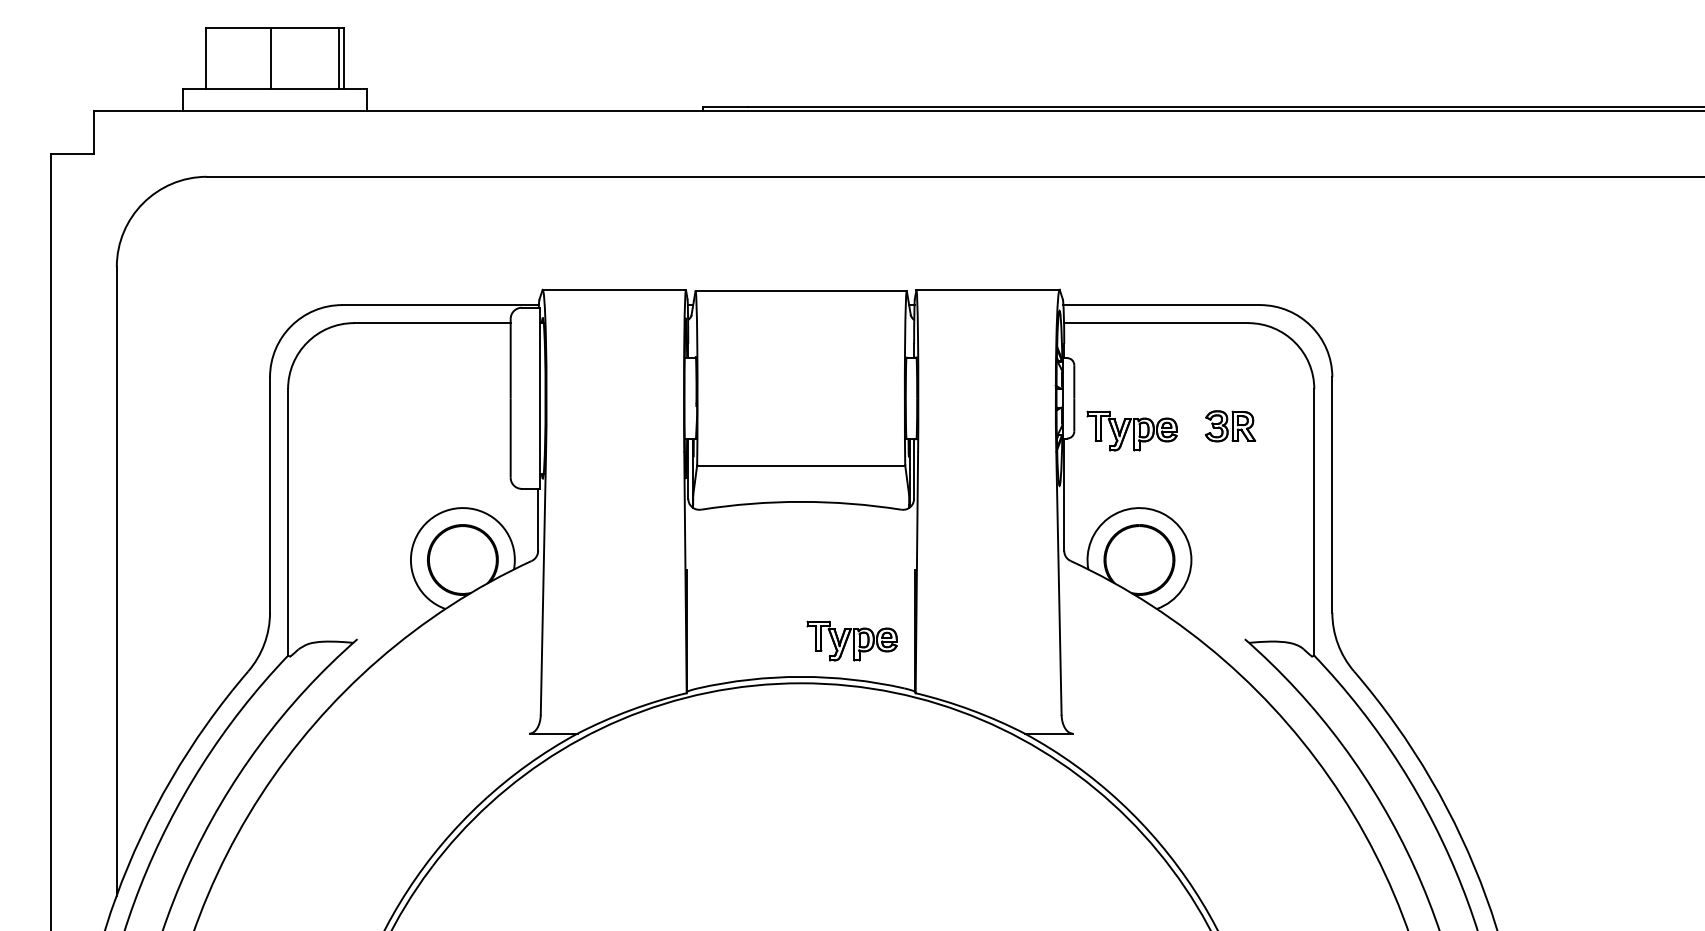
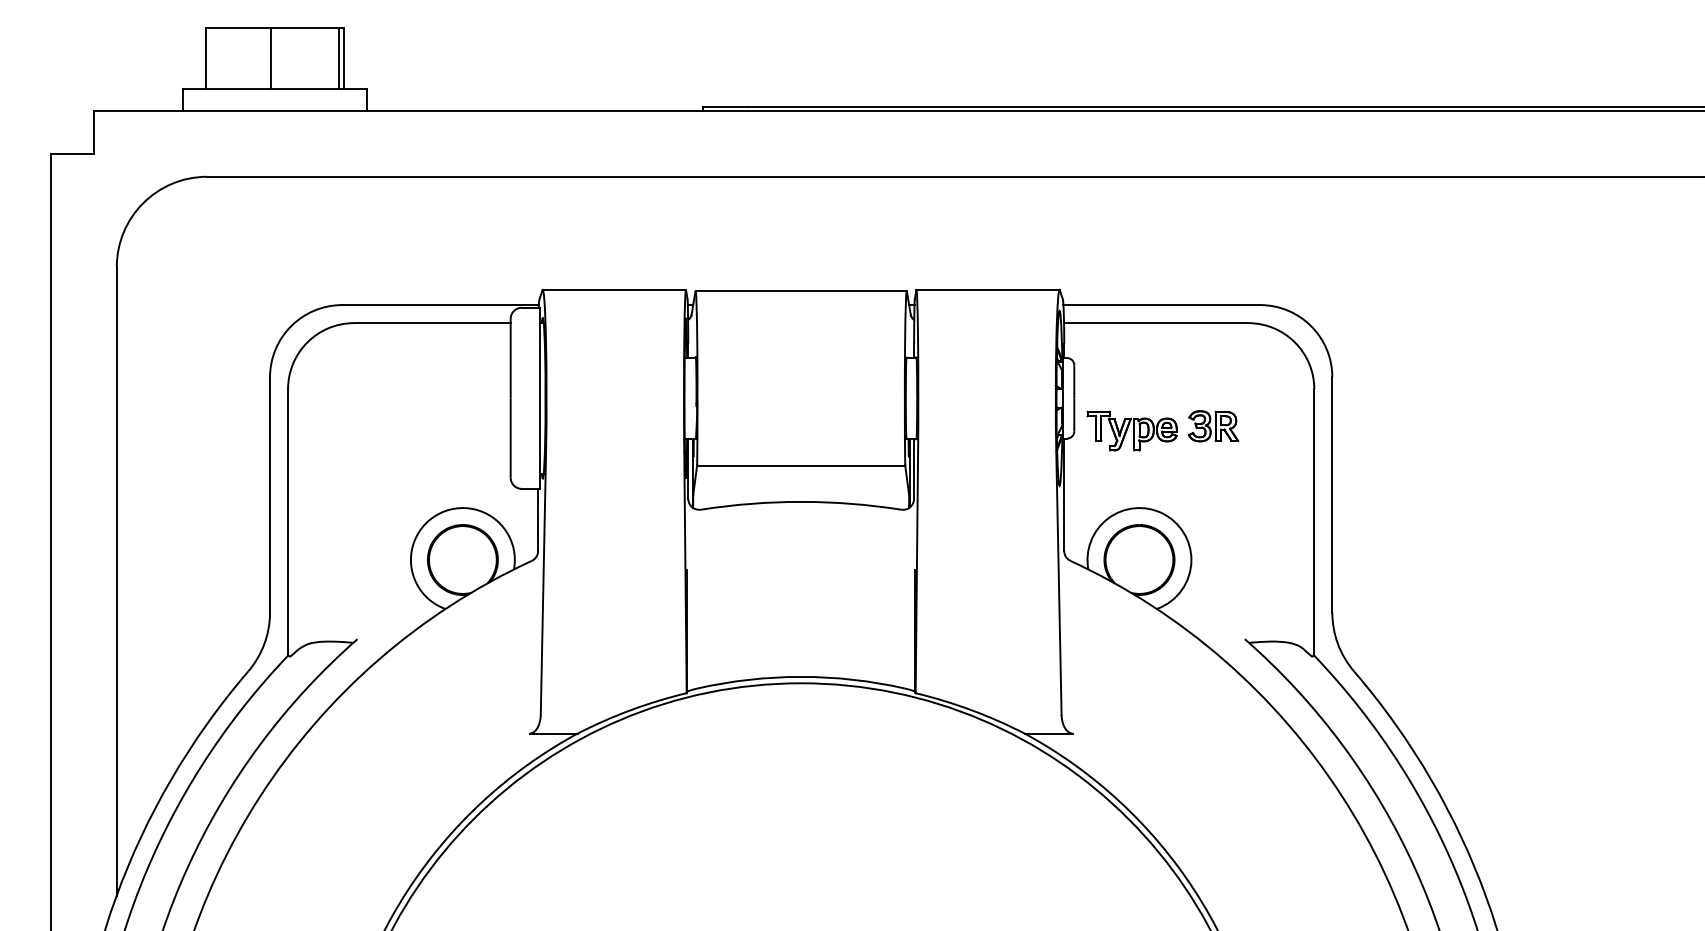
part position: (1230, 426) -> (1213, 426) (1213, 426)
part: present -> none (851, 640)
